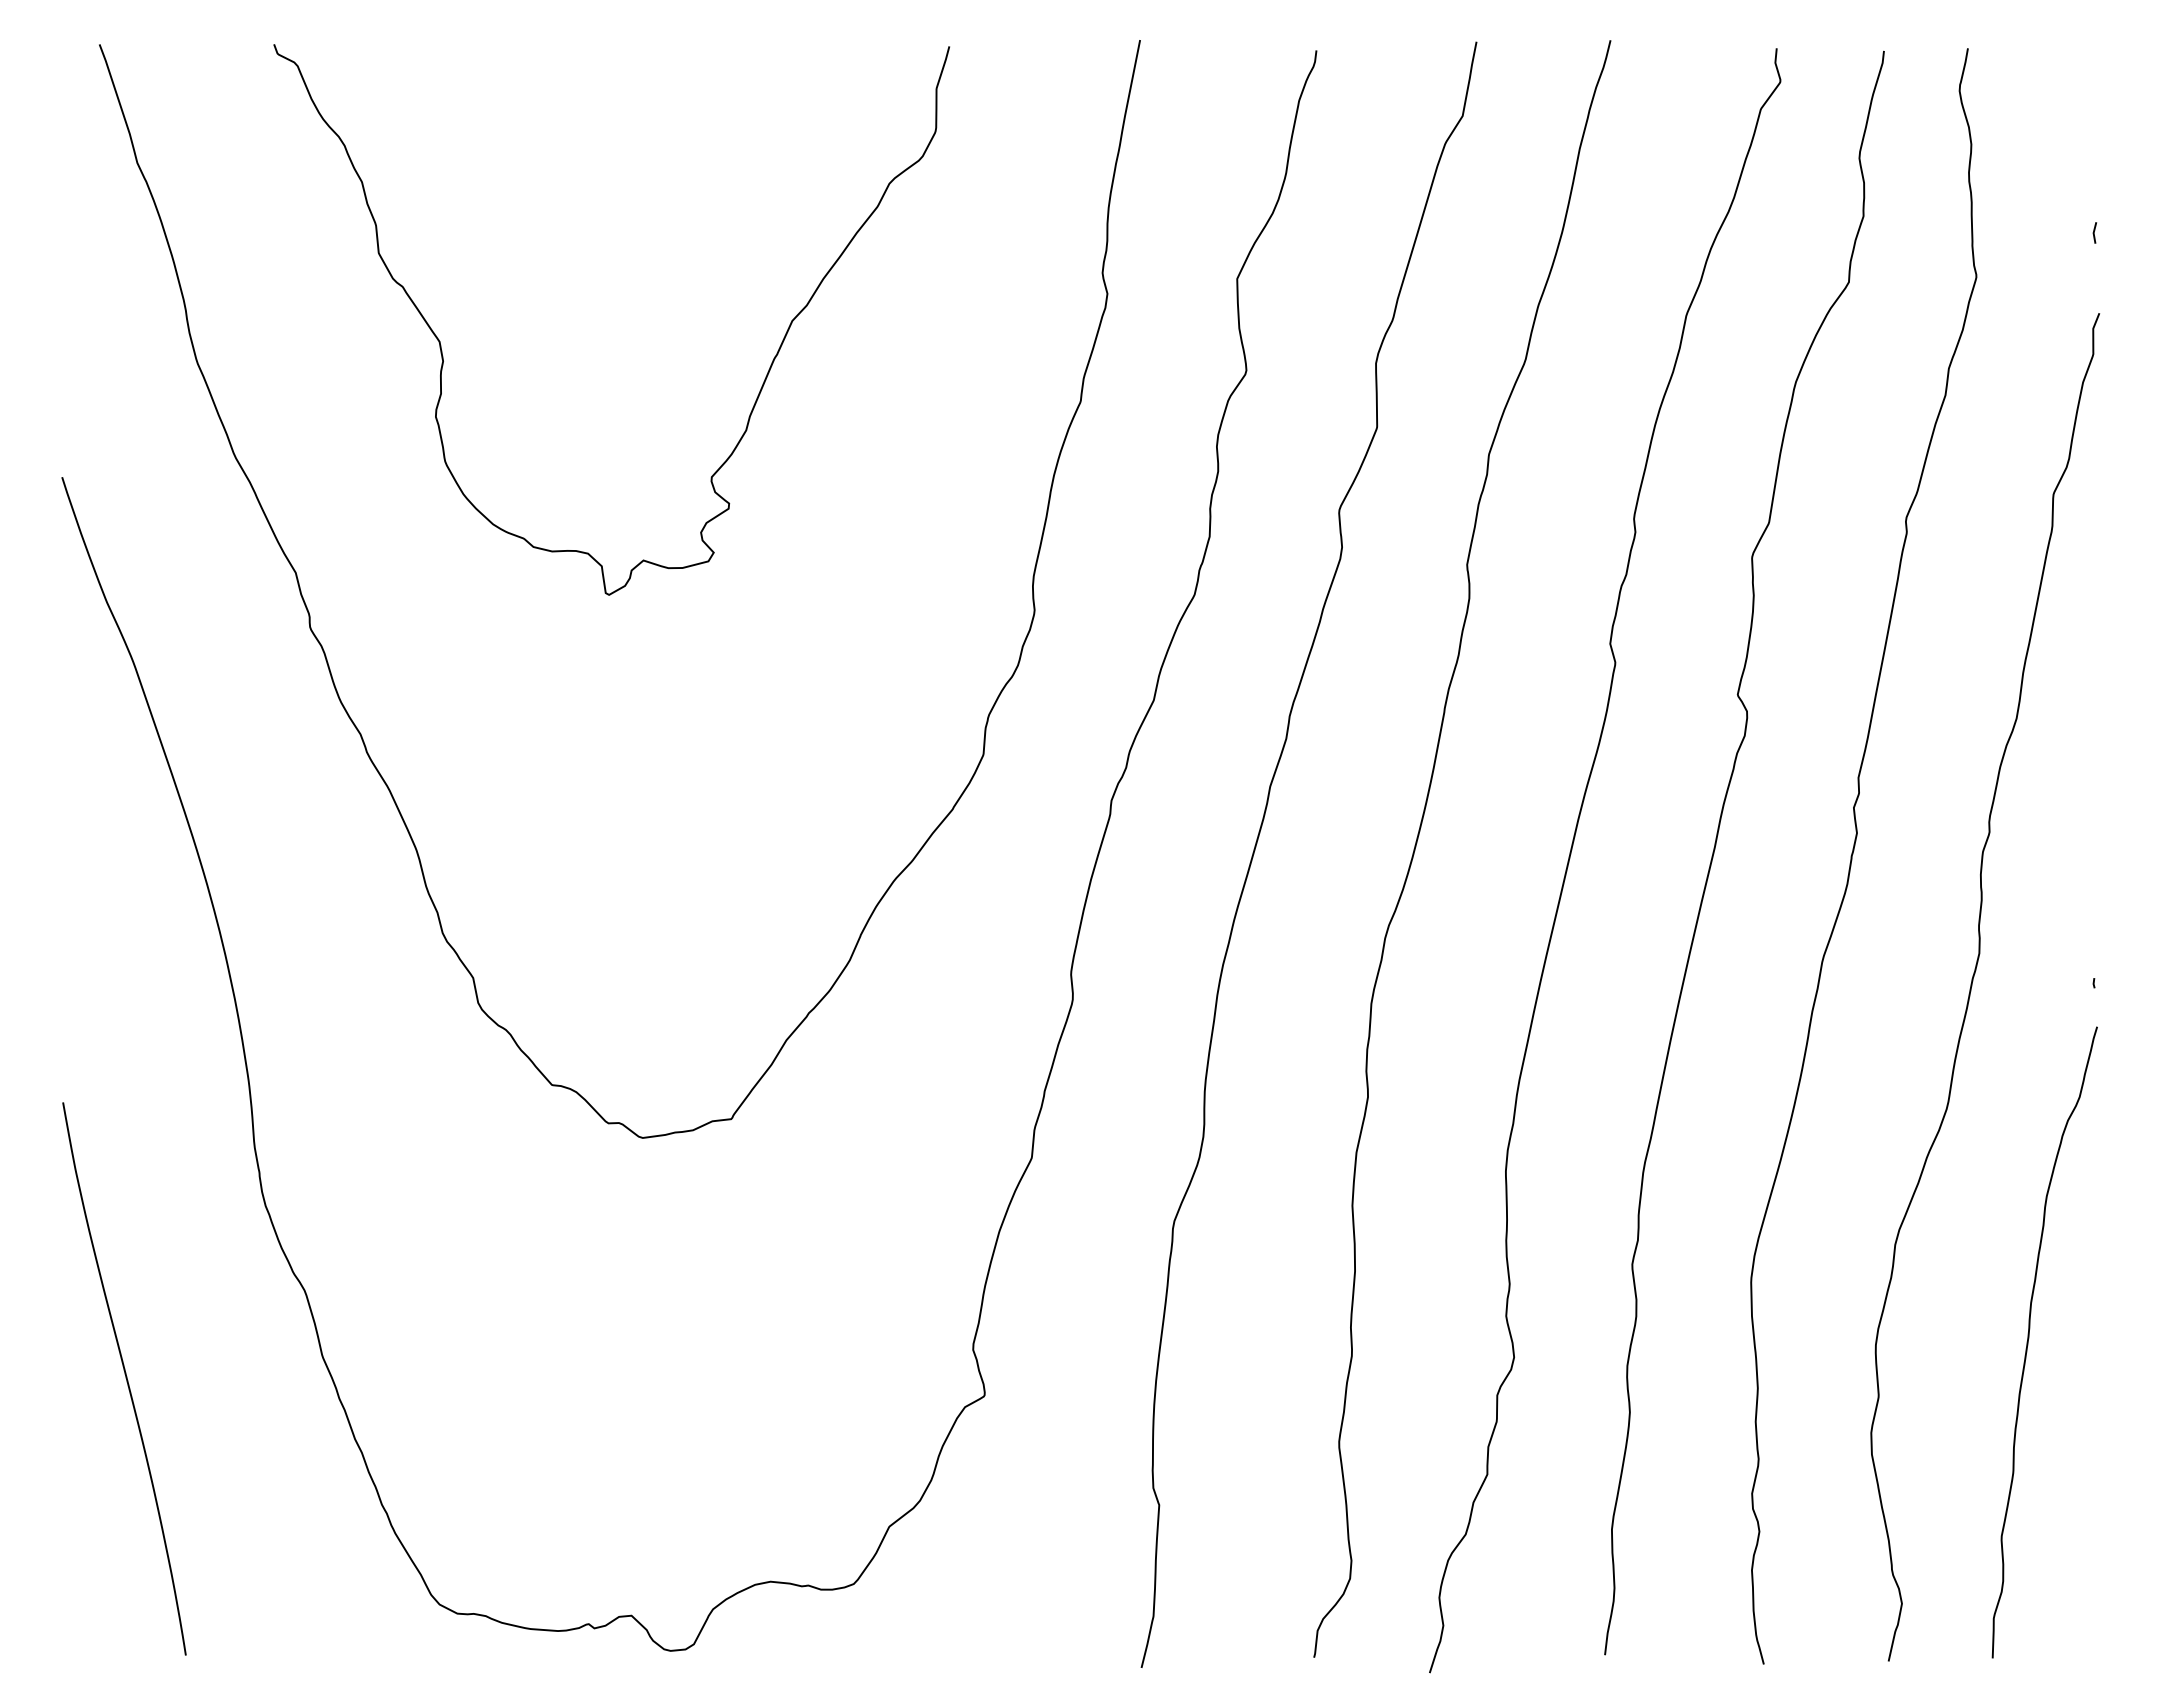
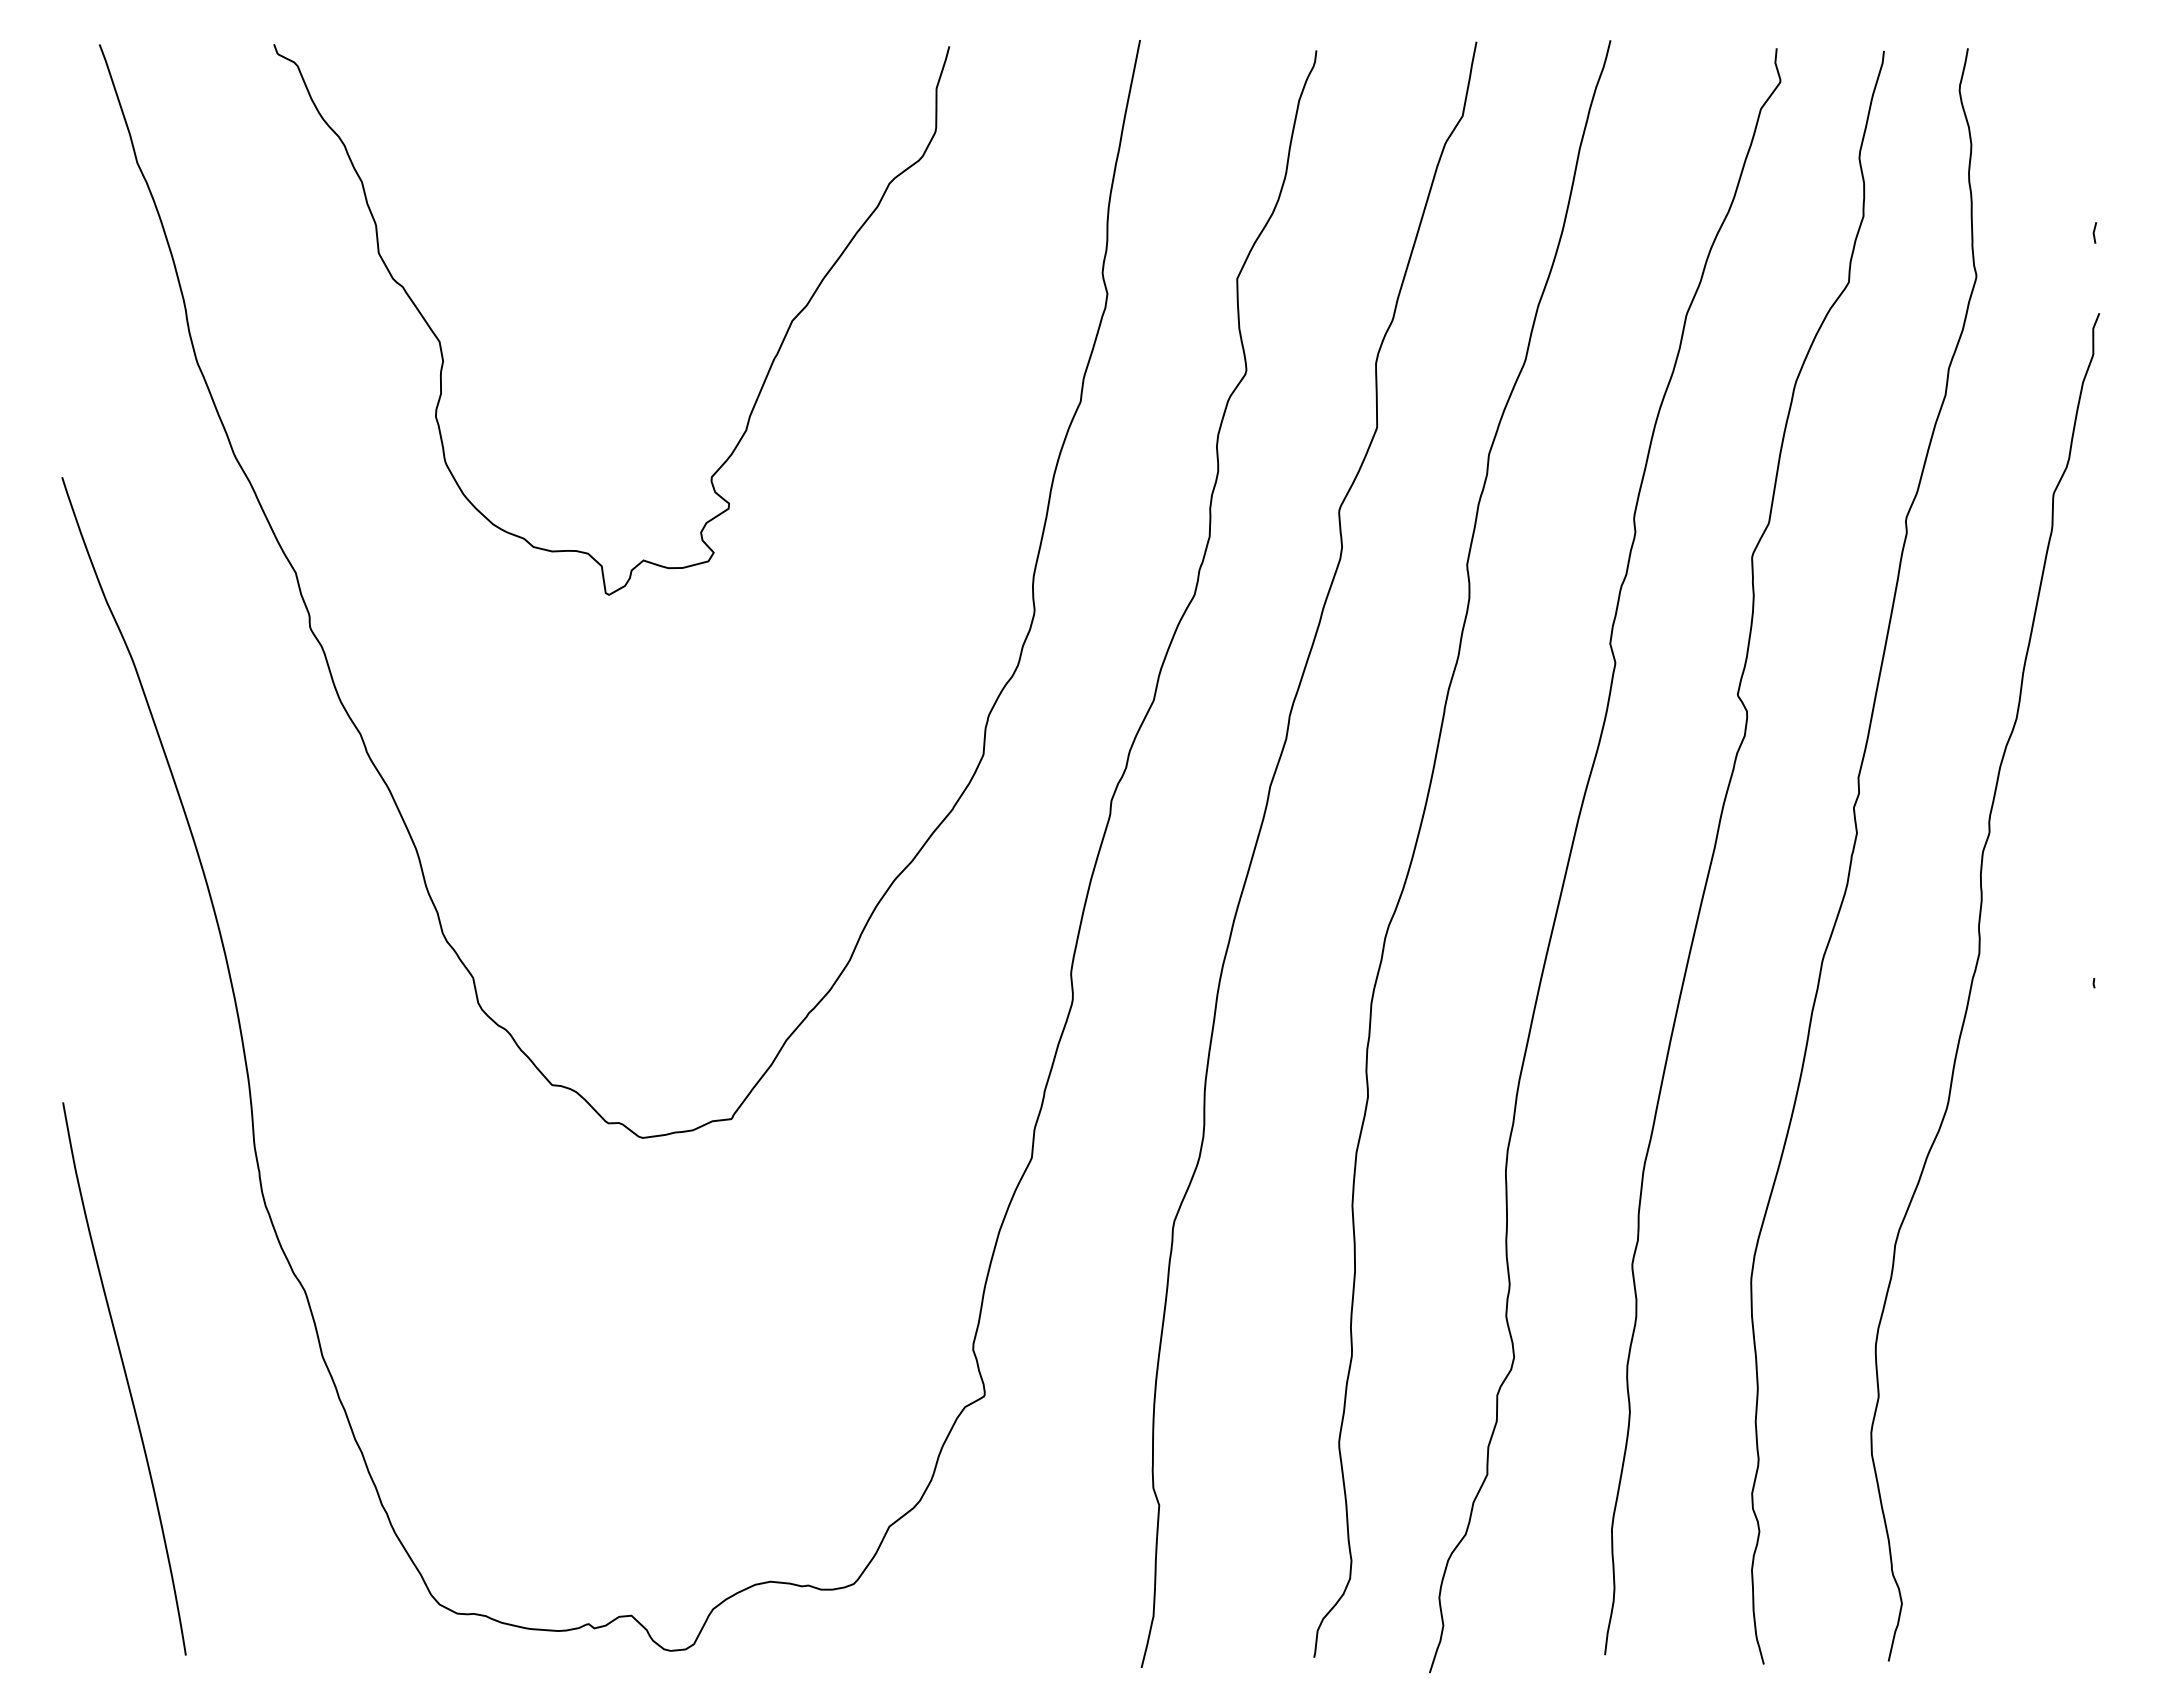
curve: present -> none (2029, 1338)
